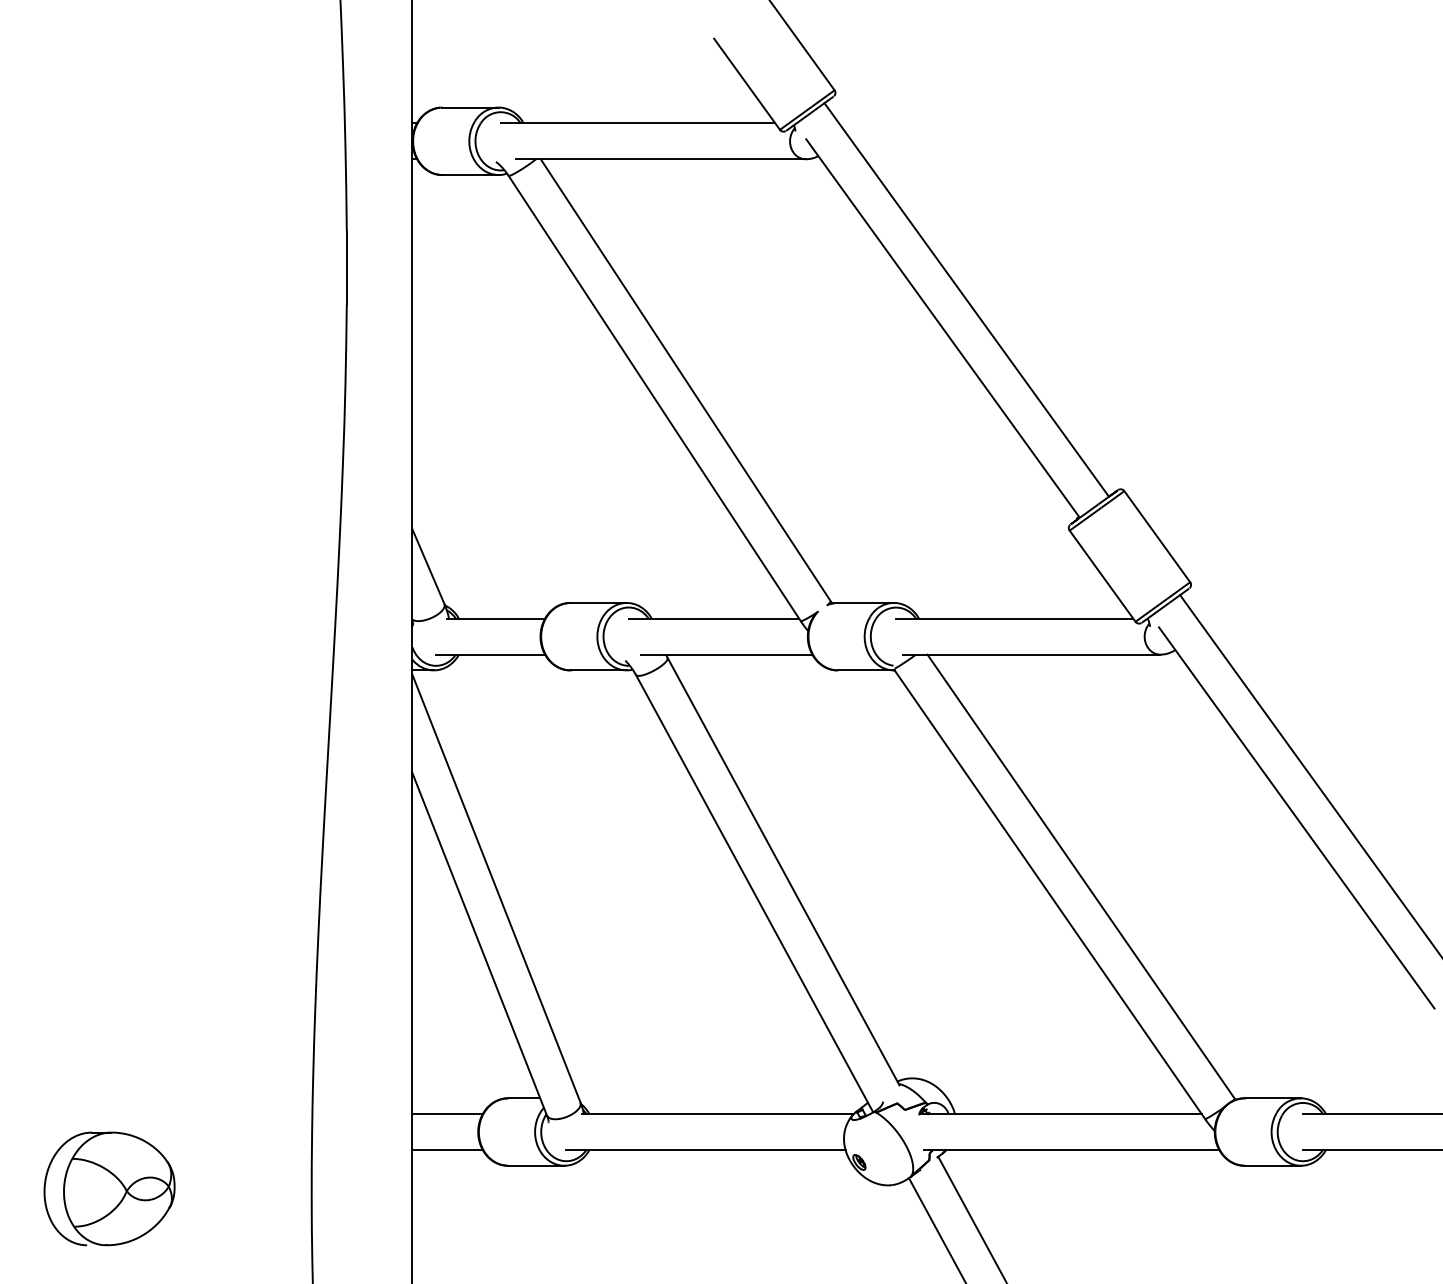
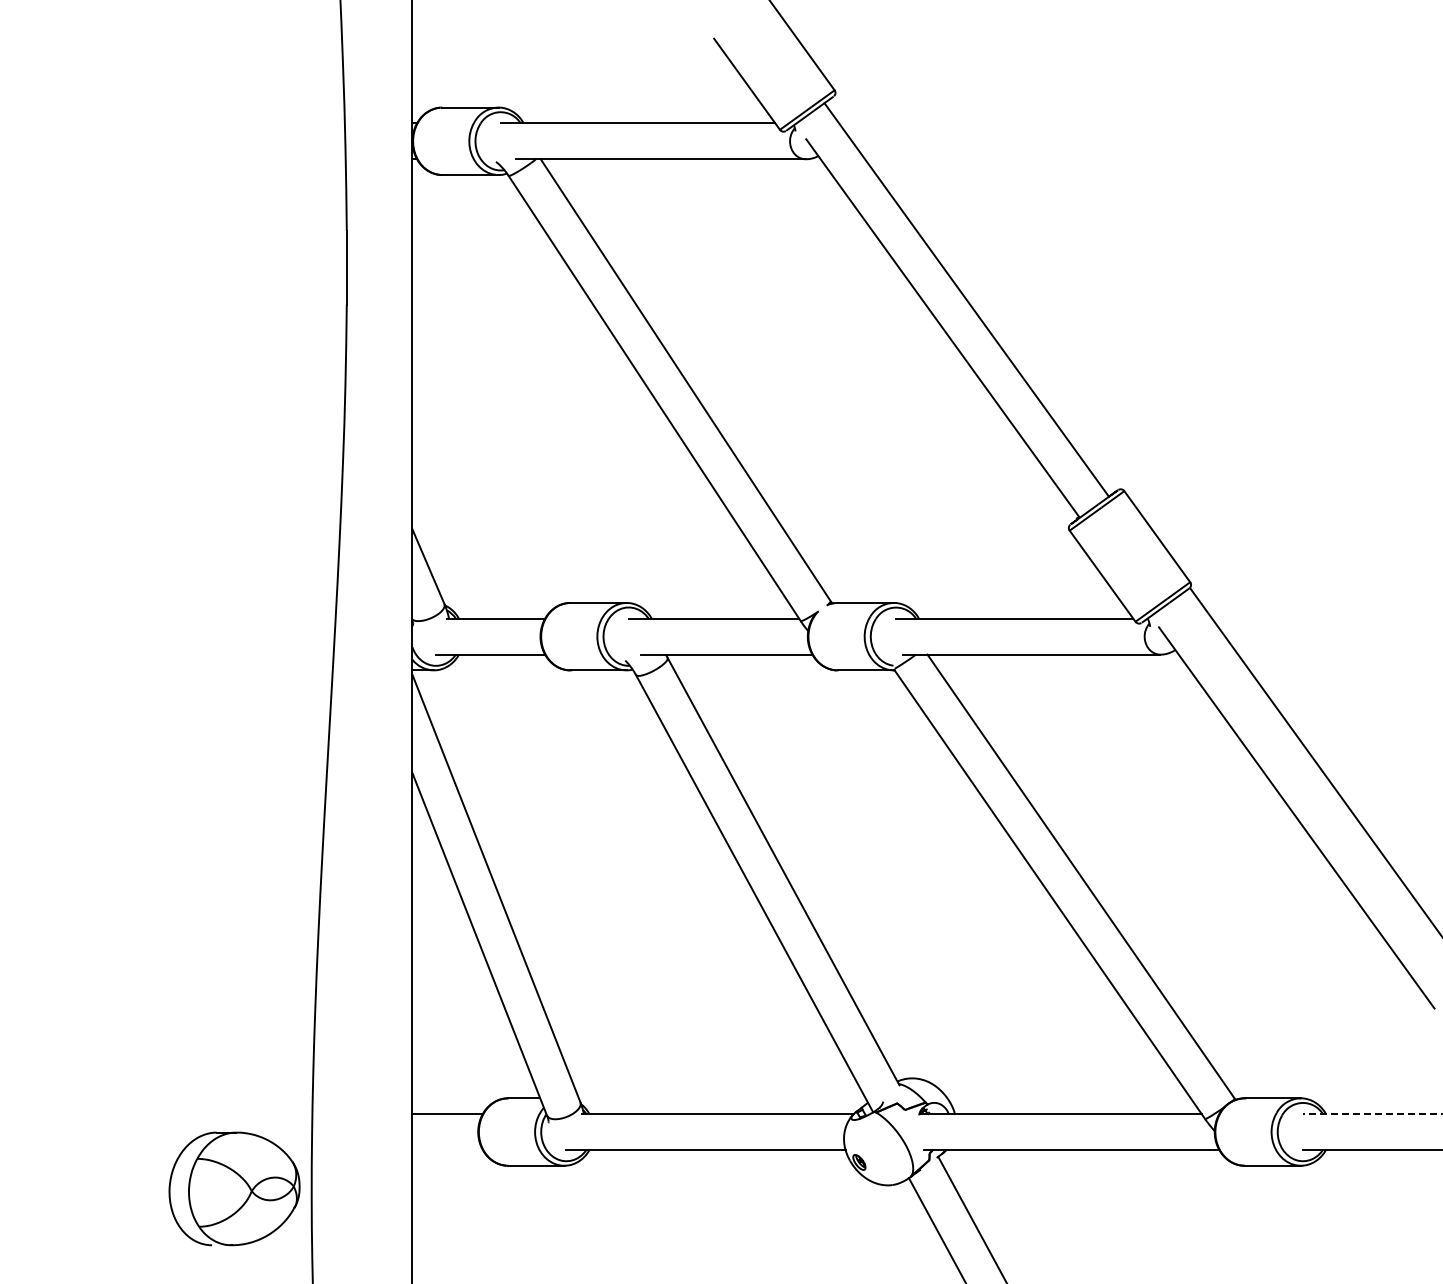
line position: (1309, 774) -> (1314, 760) (1314, 760)
line: solid -> dashed (1372, 1114)
line: present -> none (447, 1150)
part position: (109, 1188) -> (234, 1188) (234, 1188)
